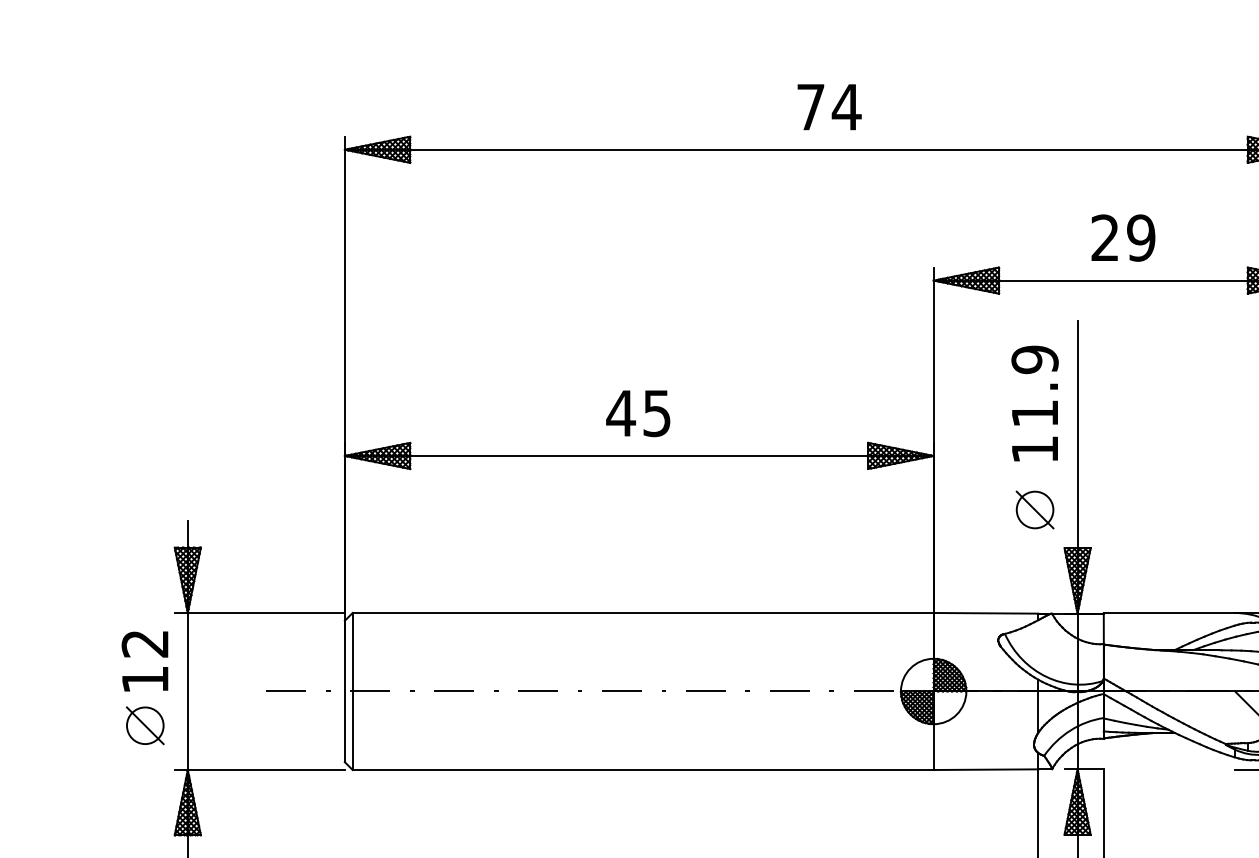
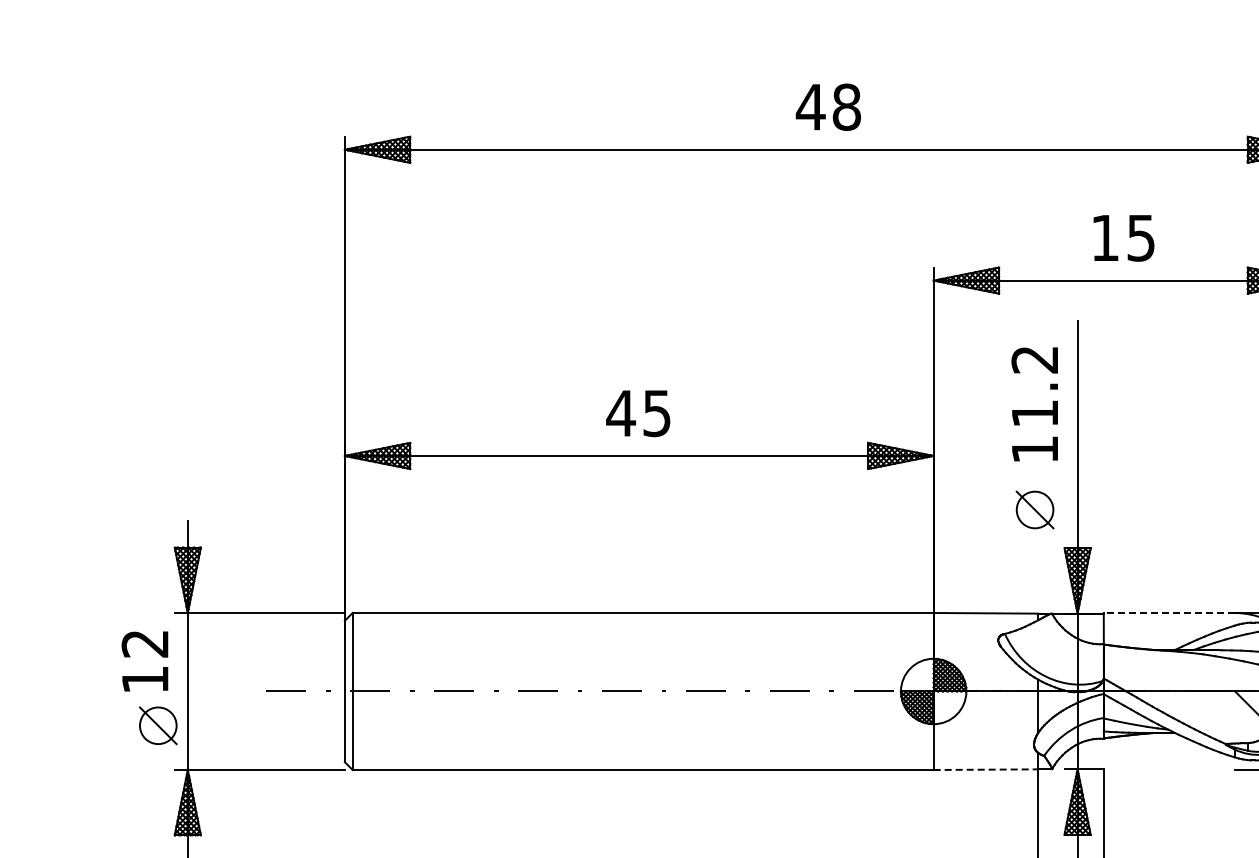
text: 74 -> 48 (828, 106)
text: 29 -> 15 (1123, 237)
text: 11.9 -> 11.2 (1034, 359)
line: solid -> dashed (1168, 612)
part position: (144, 725) -> (157, 725) (157, 725)
line: solid -> dashed (986, 769)
